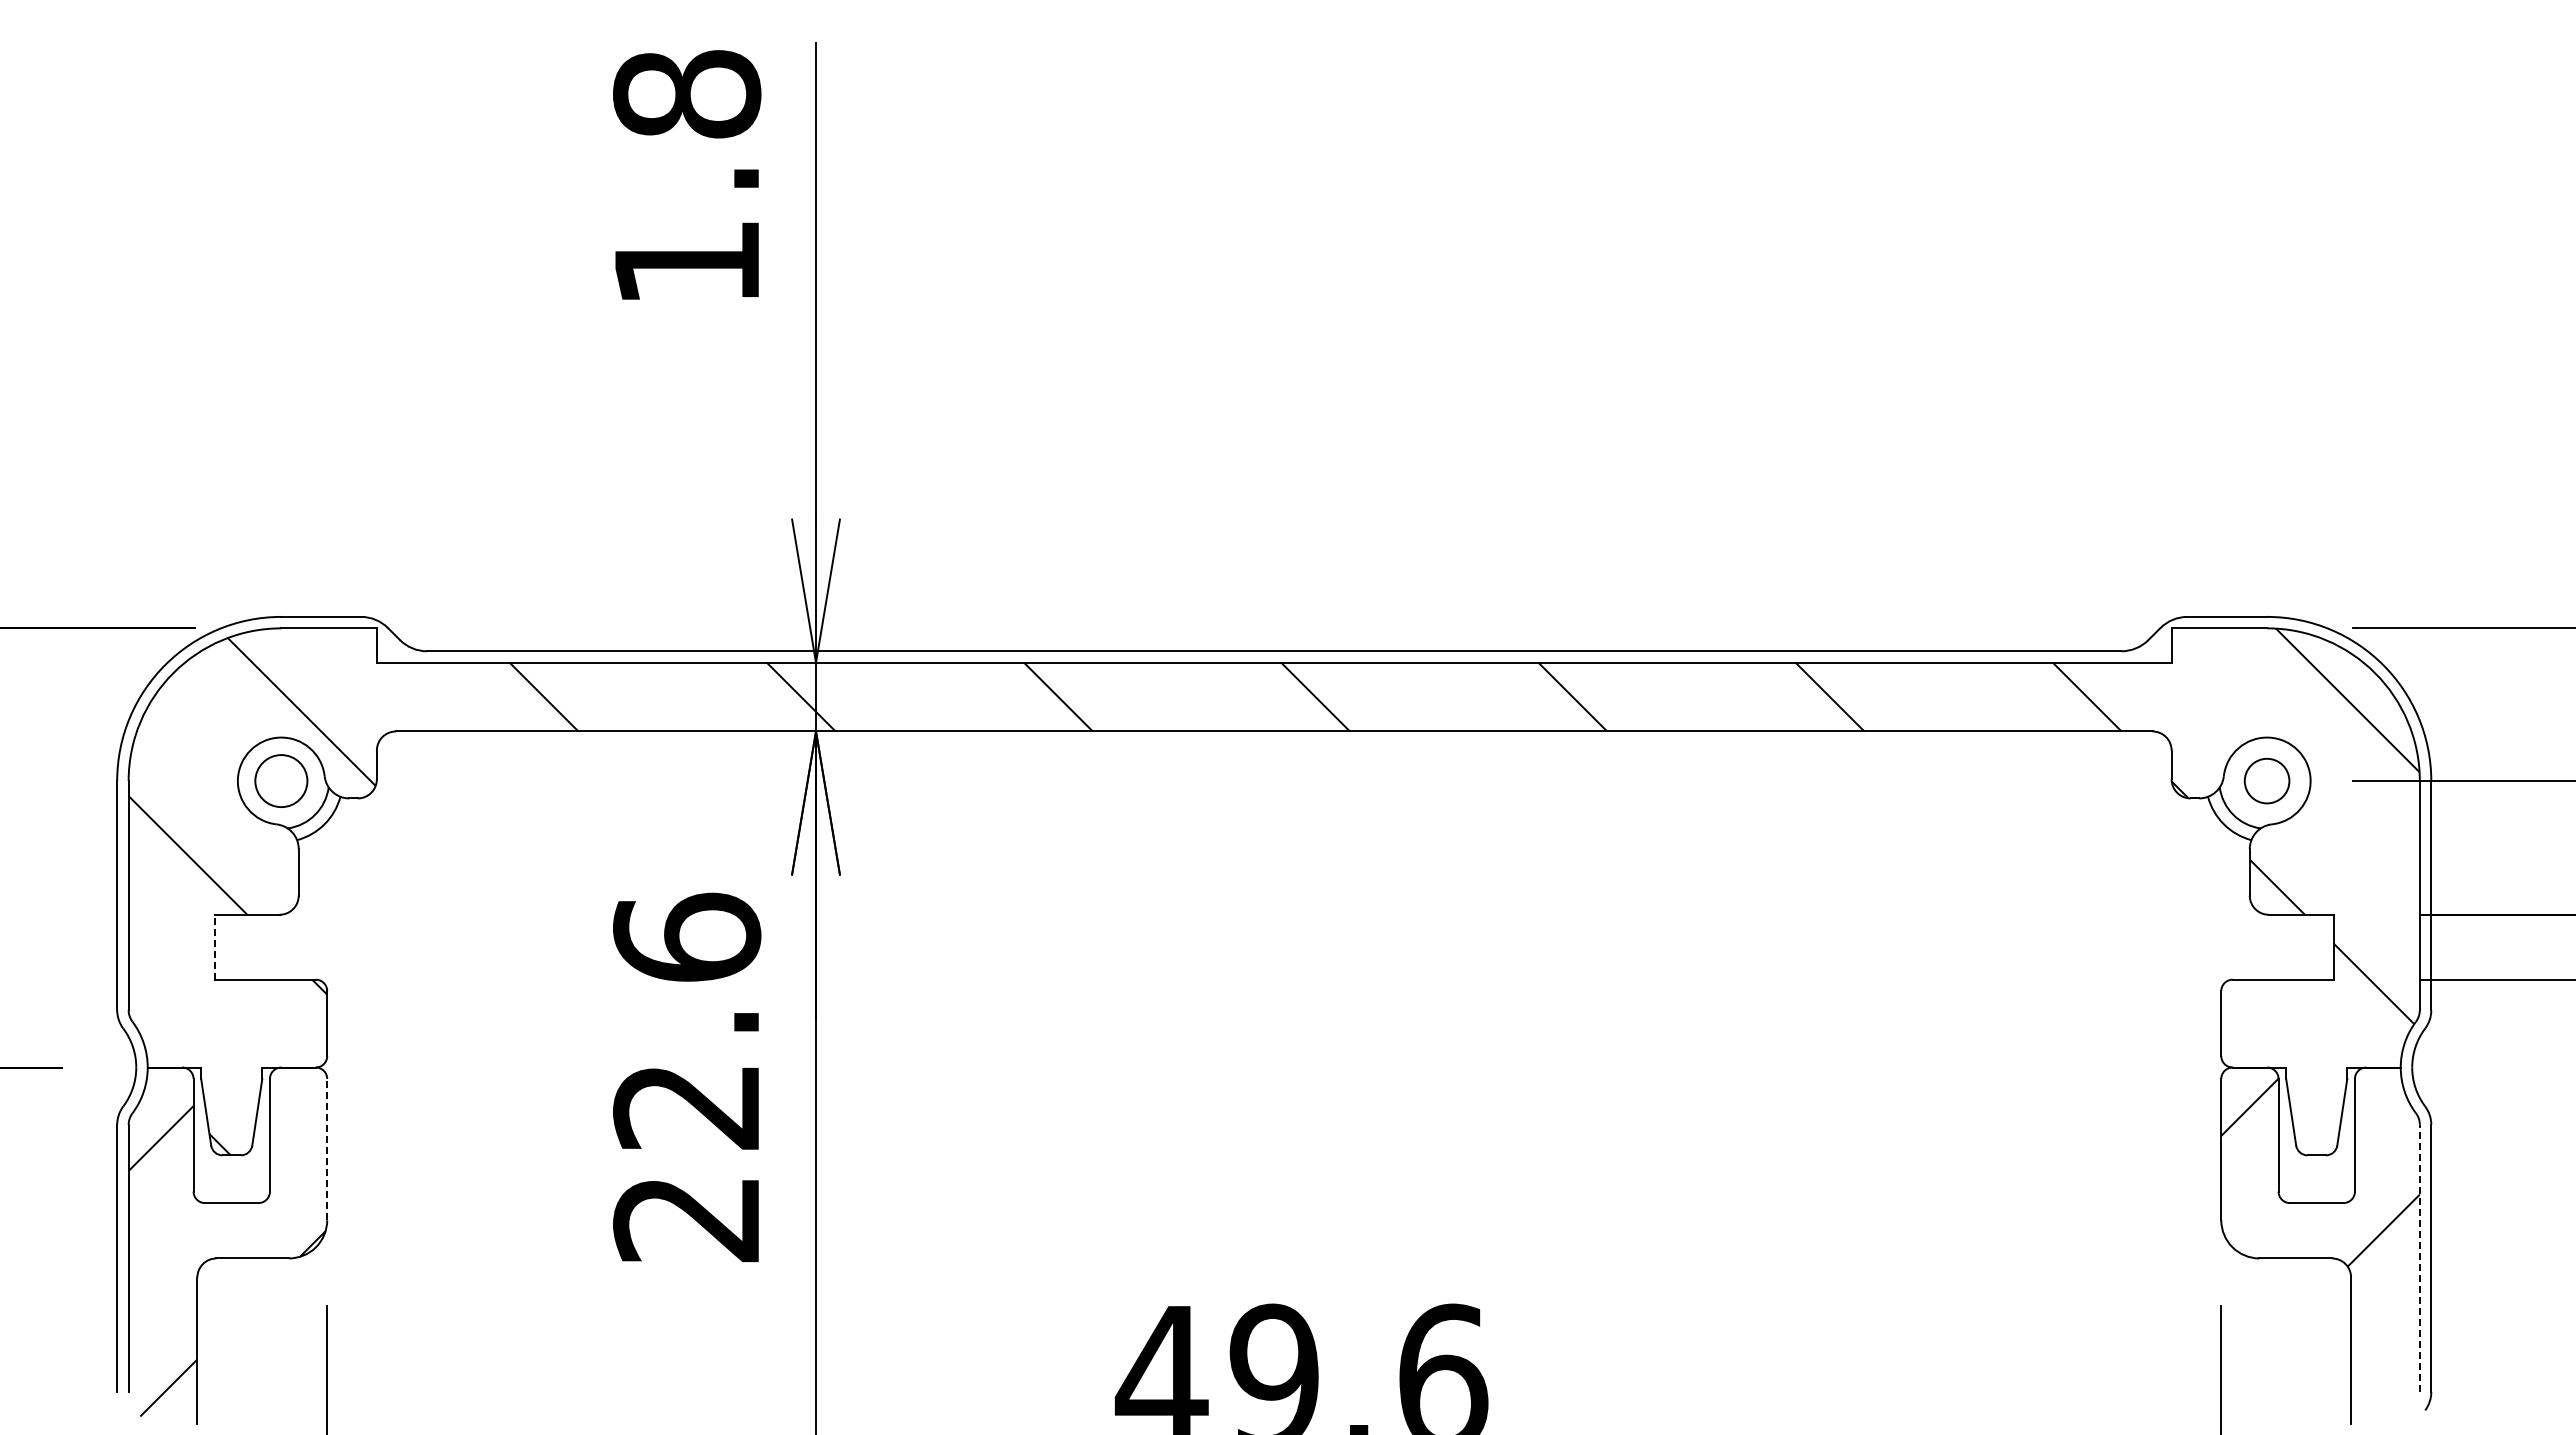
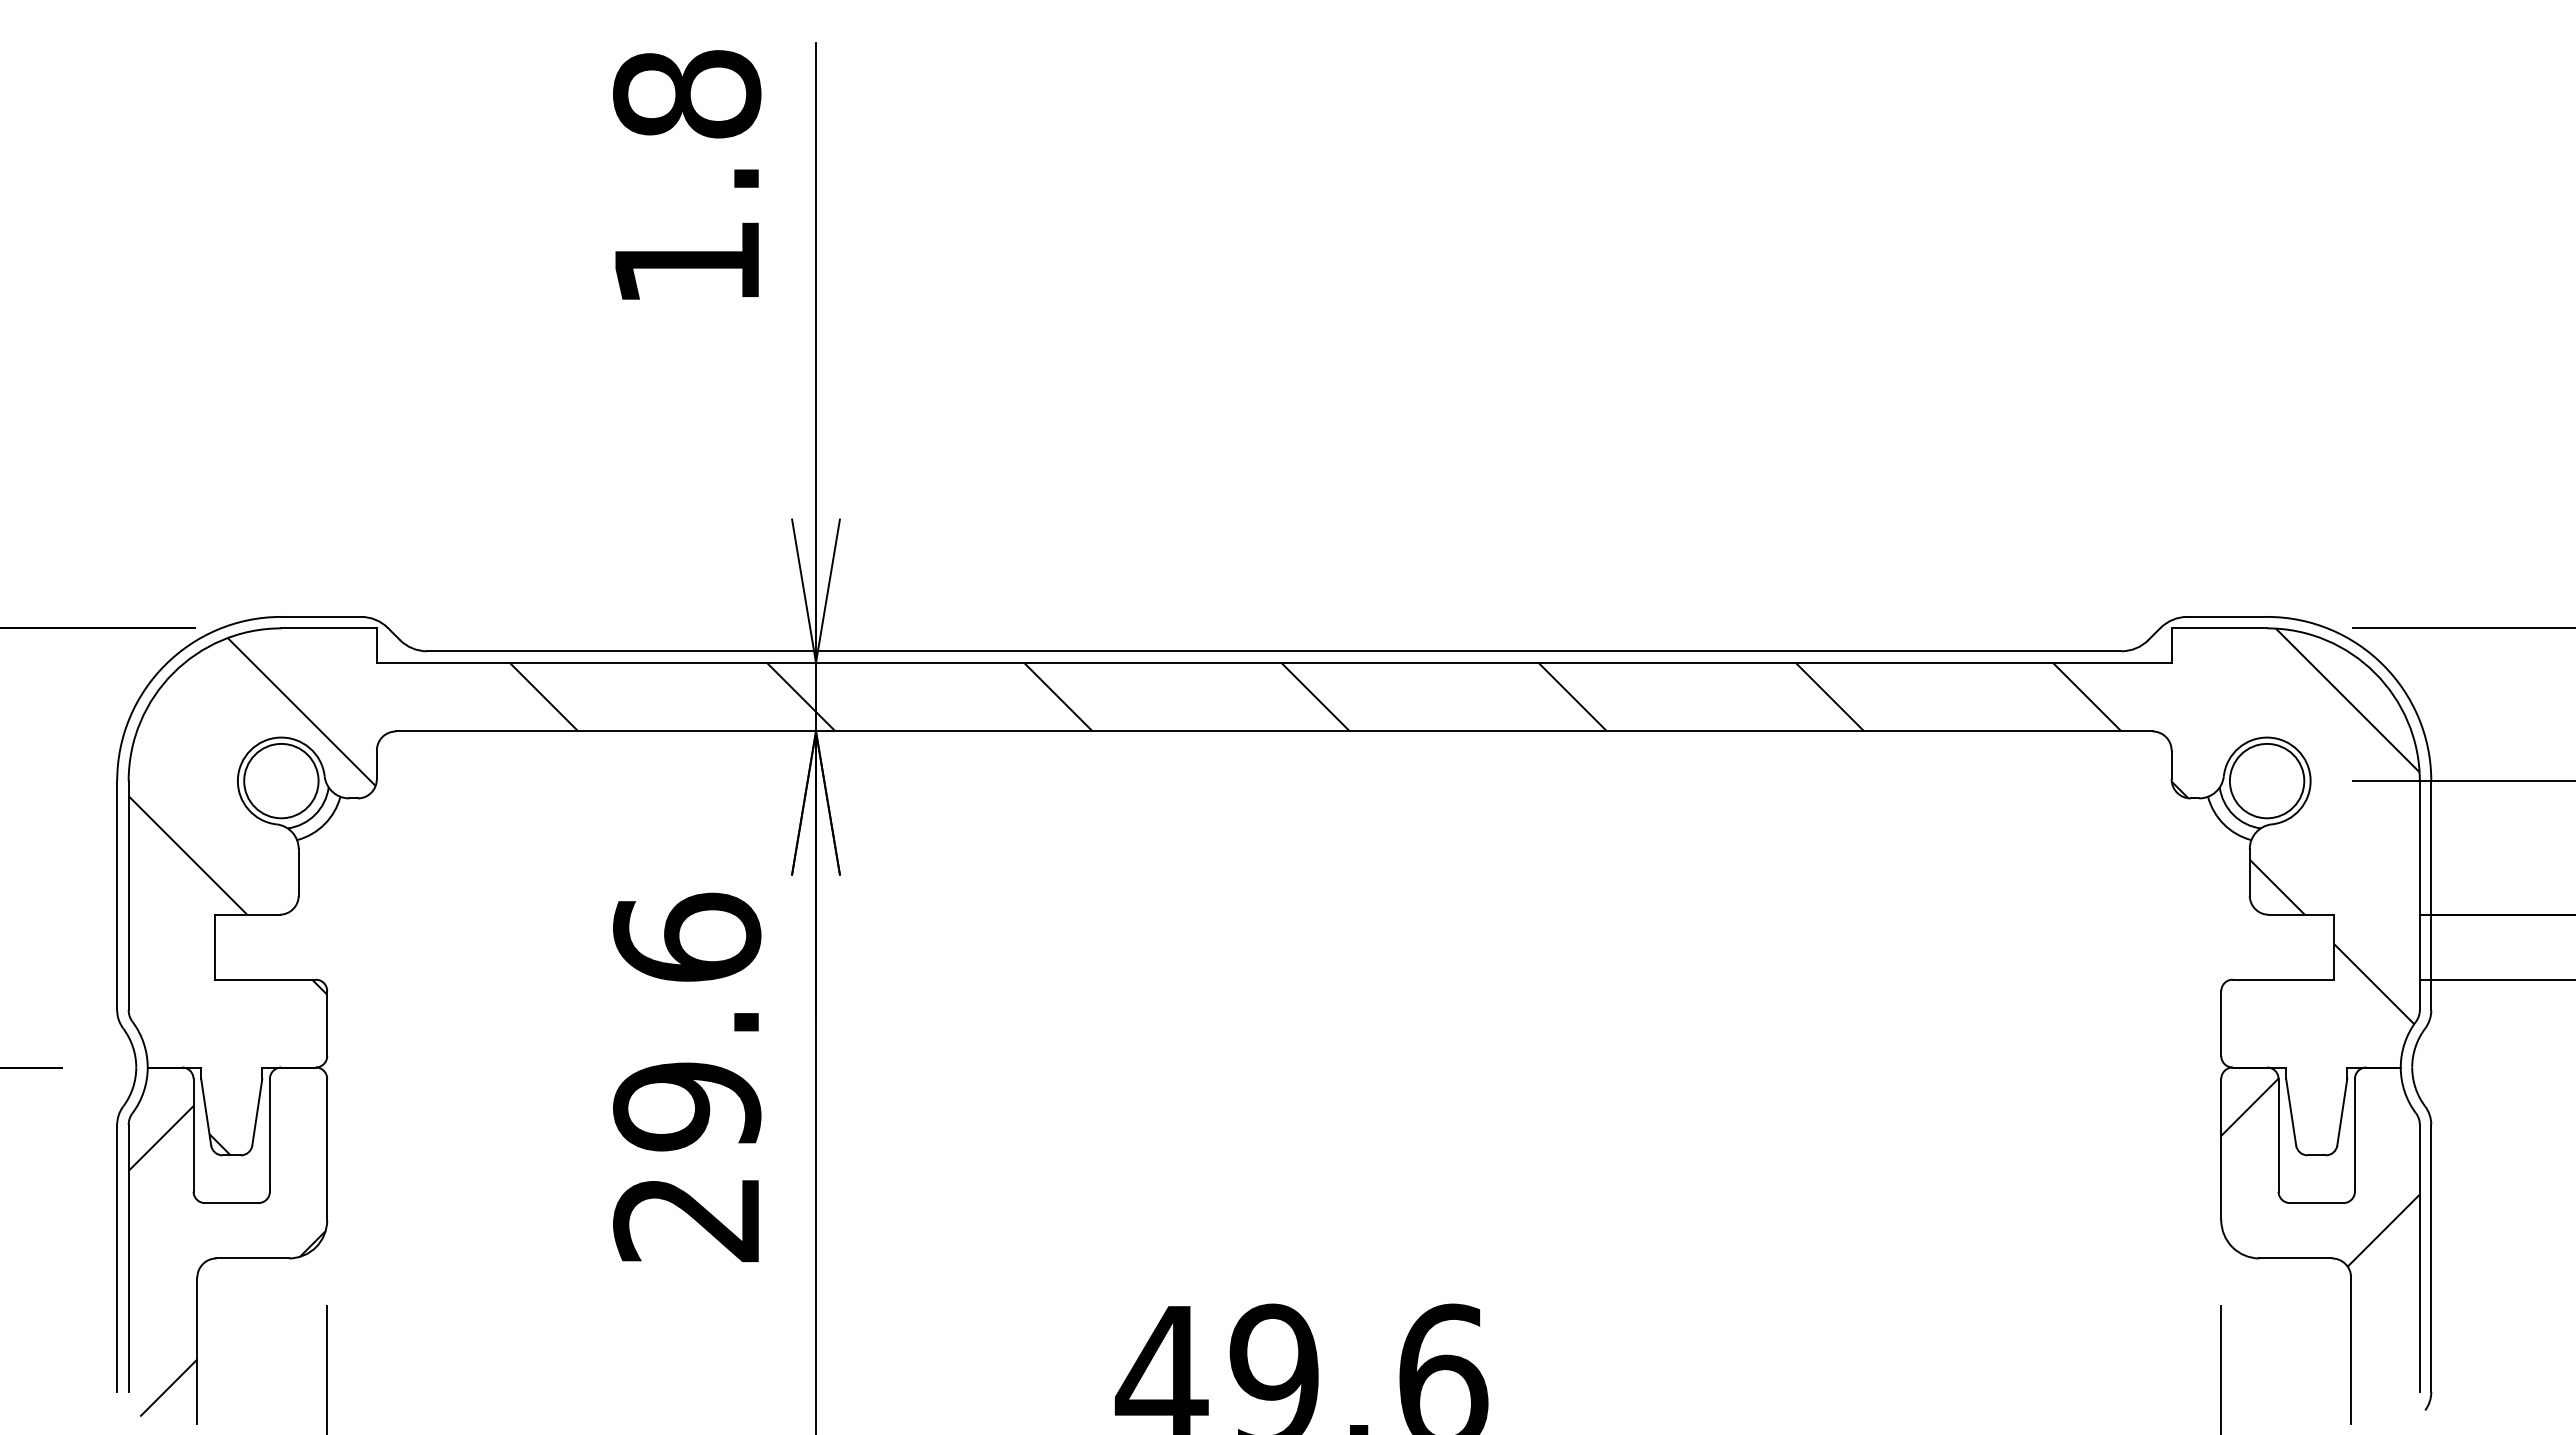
circle diameter: 45 px -> 74 px (2266, 780)
circle diameter: 52 px -> 74 px (281, 780)
line: dashed -> solid (214, 946)
text: 22.6 -> 29.6 (687, 1106)
line: dashed -> solid (327, 1149)
line: dashed -> solid (2419, 1258)
